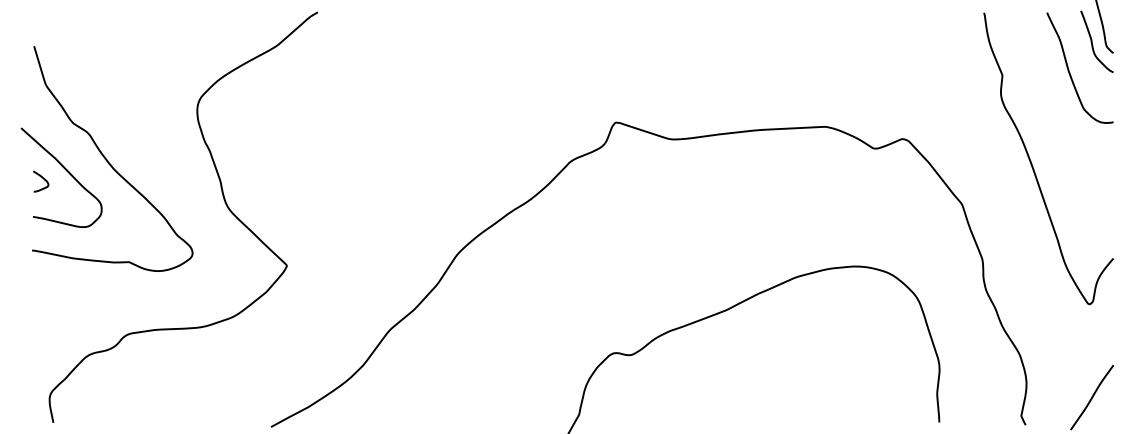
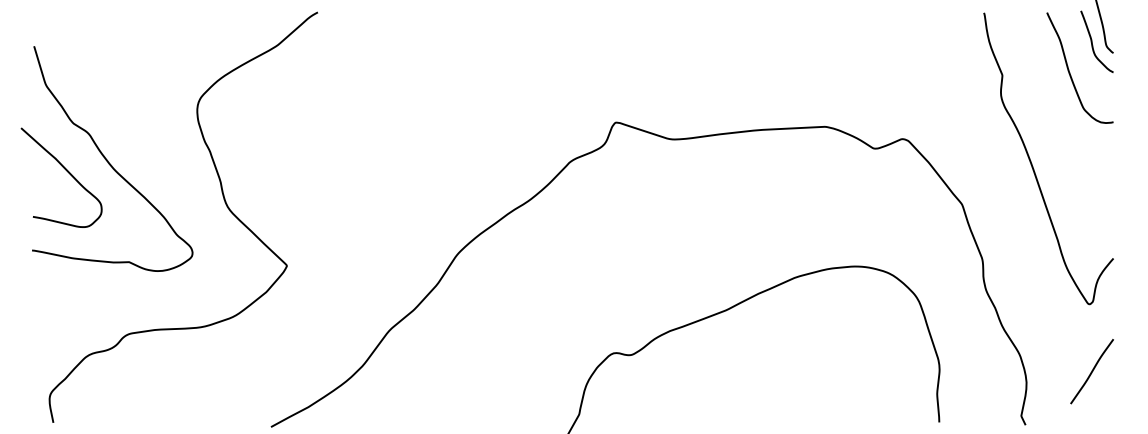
curve: present -> none (43, 179)
curve position: (1091, 397) -> (1091, 371) (1091, 371)
